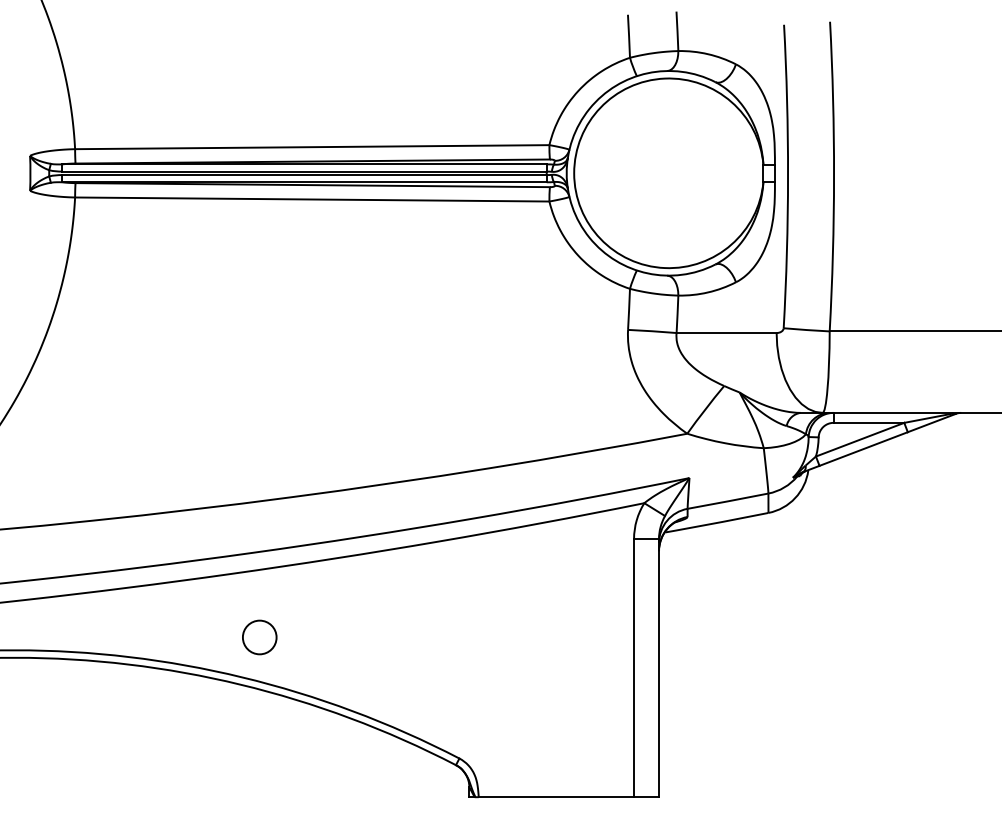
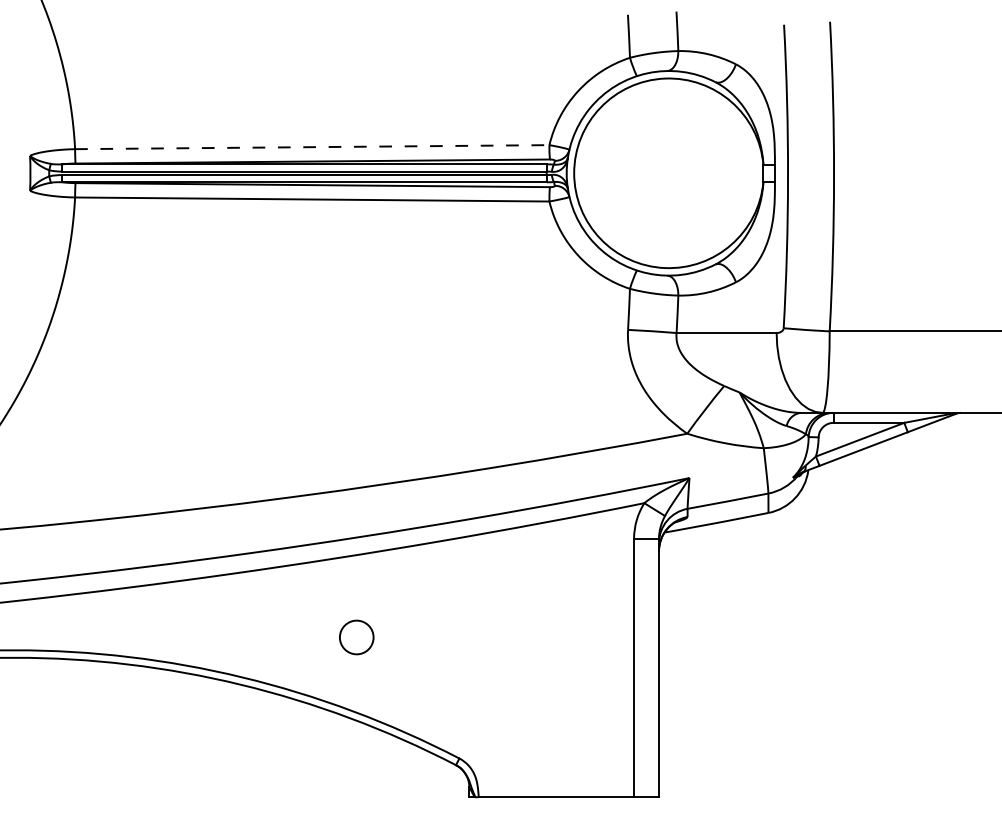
line: solid -> dashed (311, 147)
circle position: (259, 637) -> (356, 637) (356, 637)
